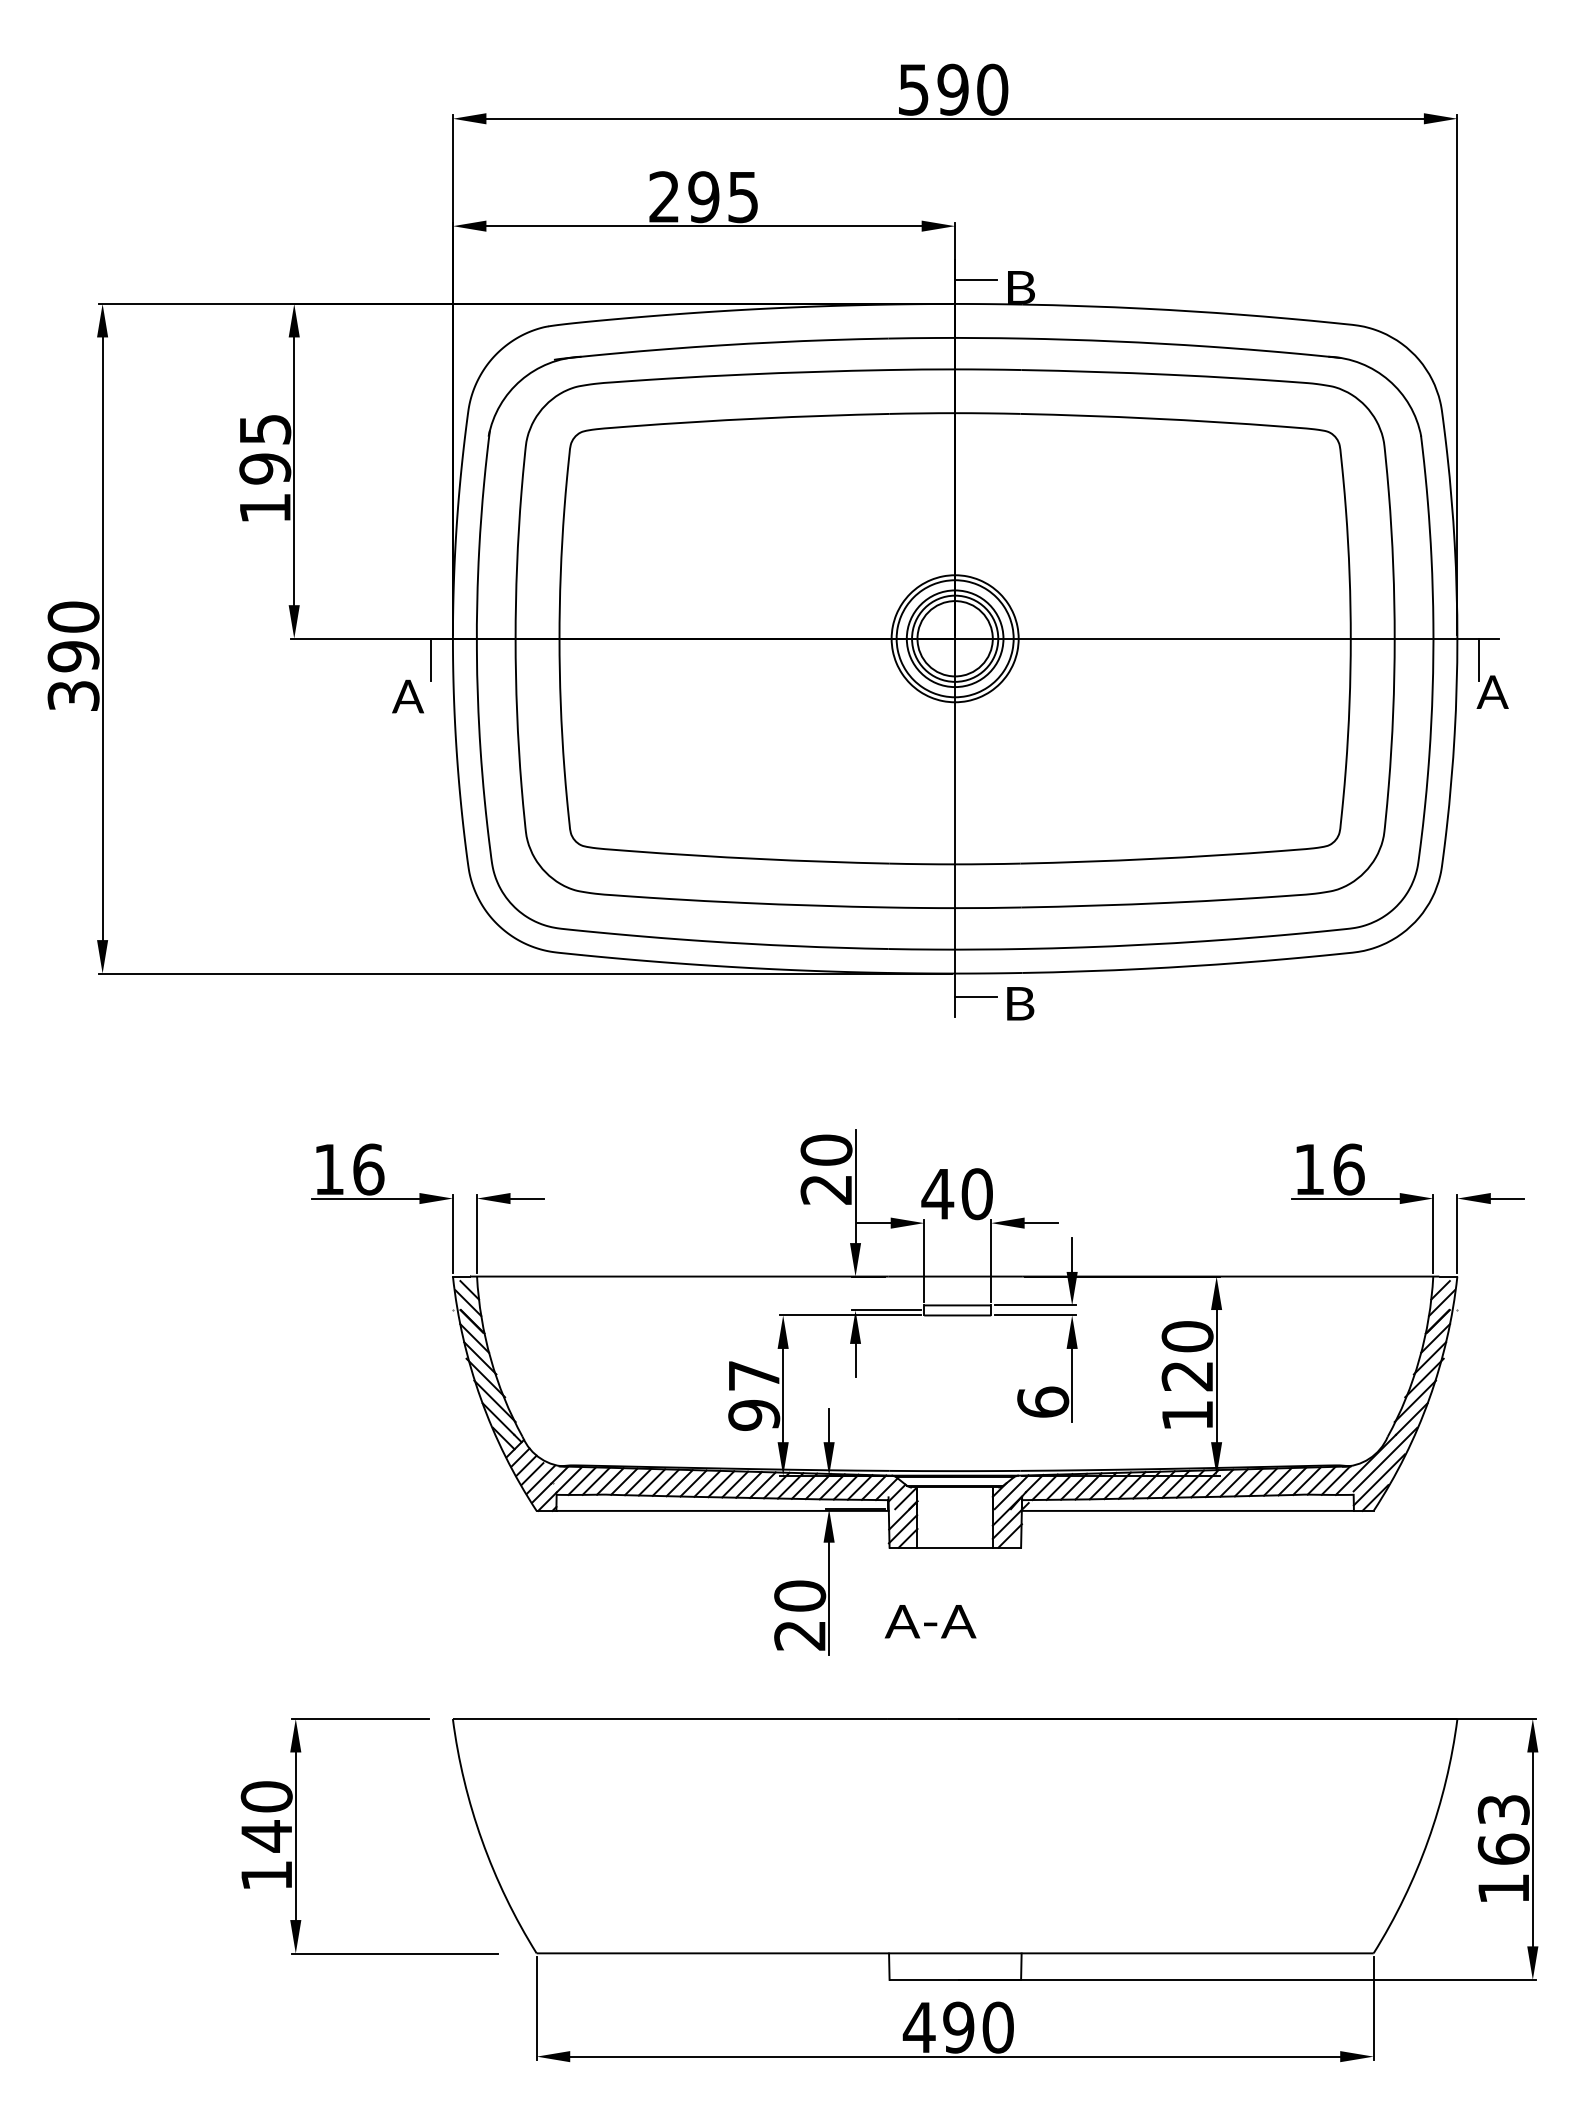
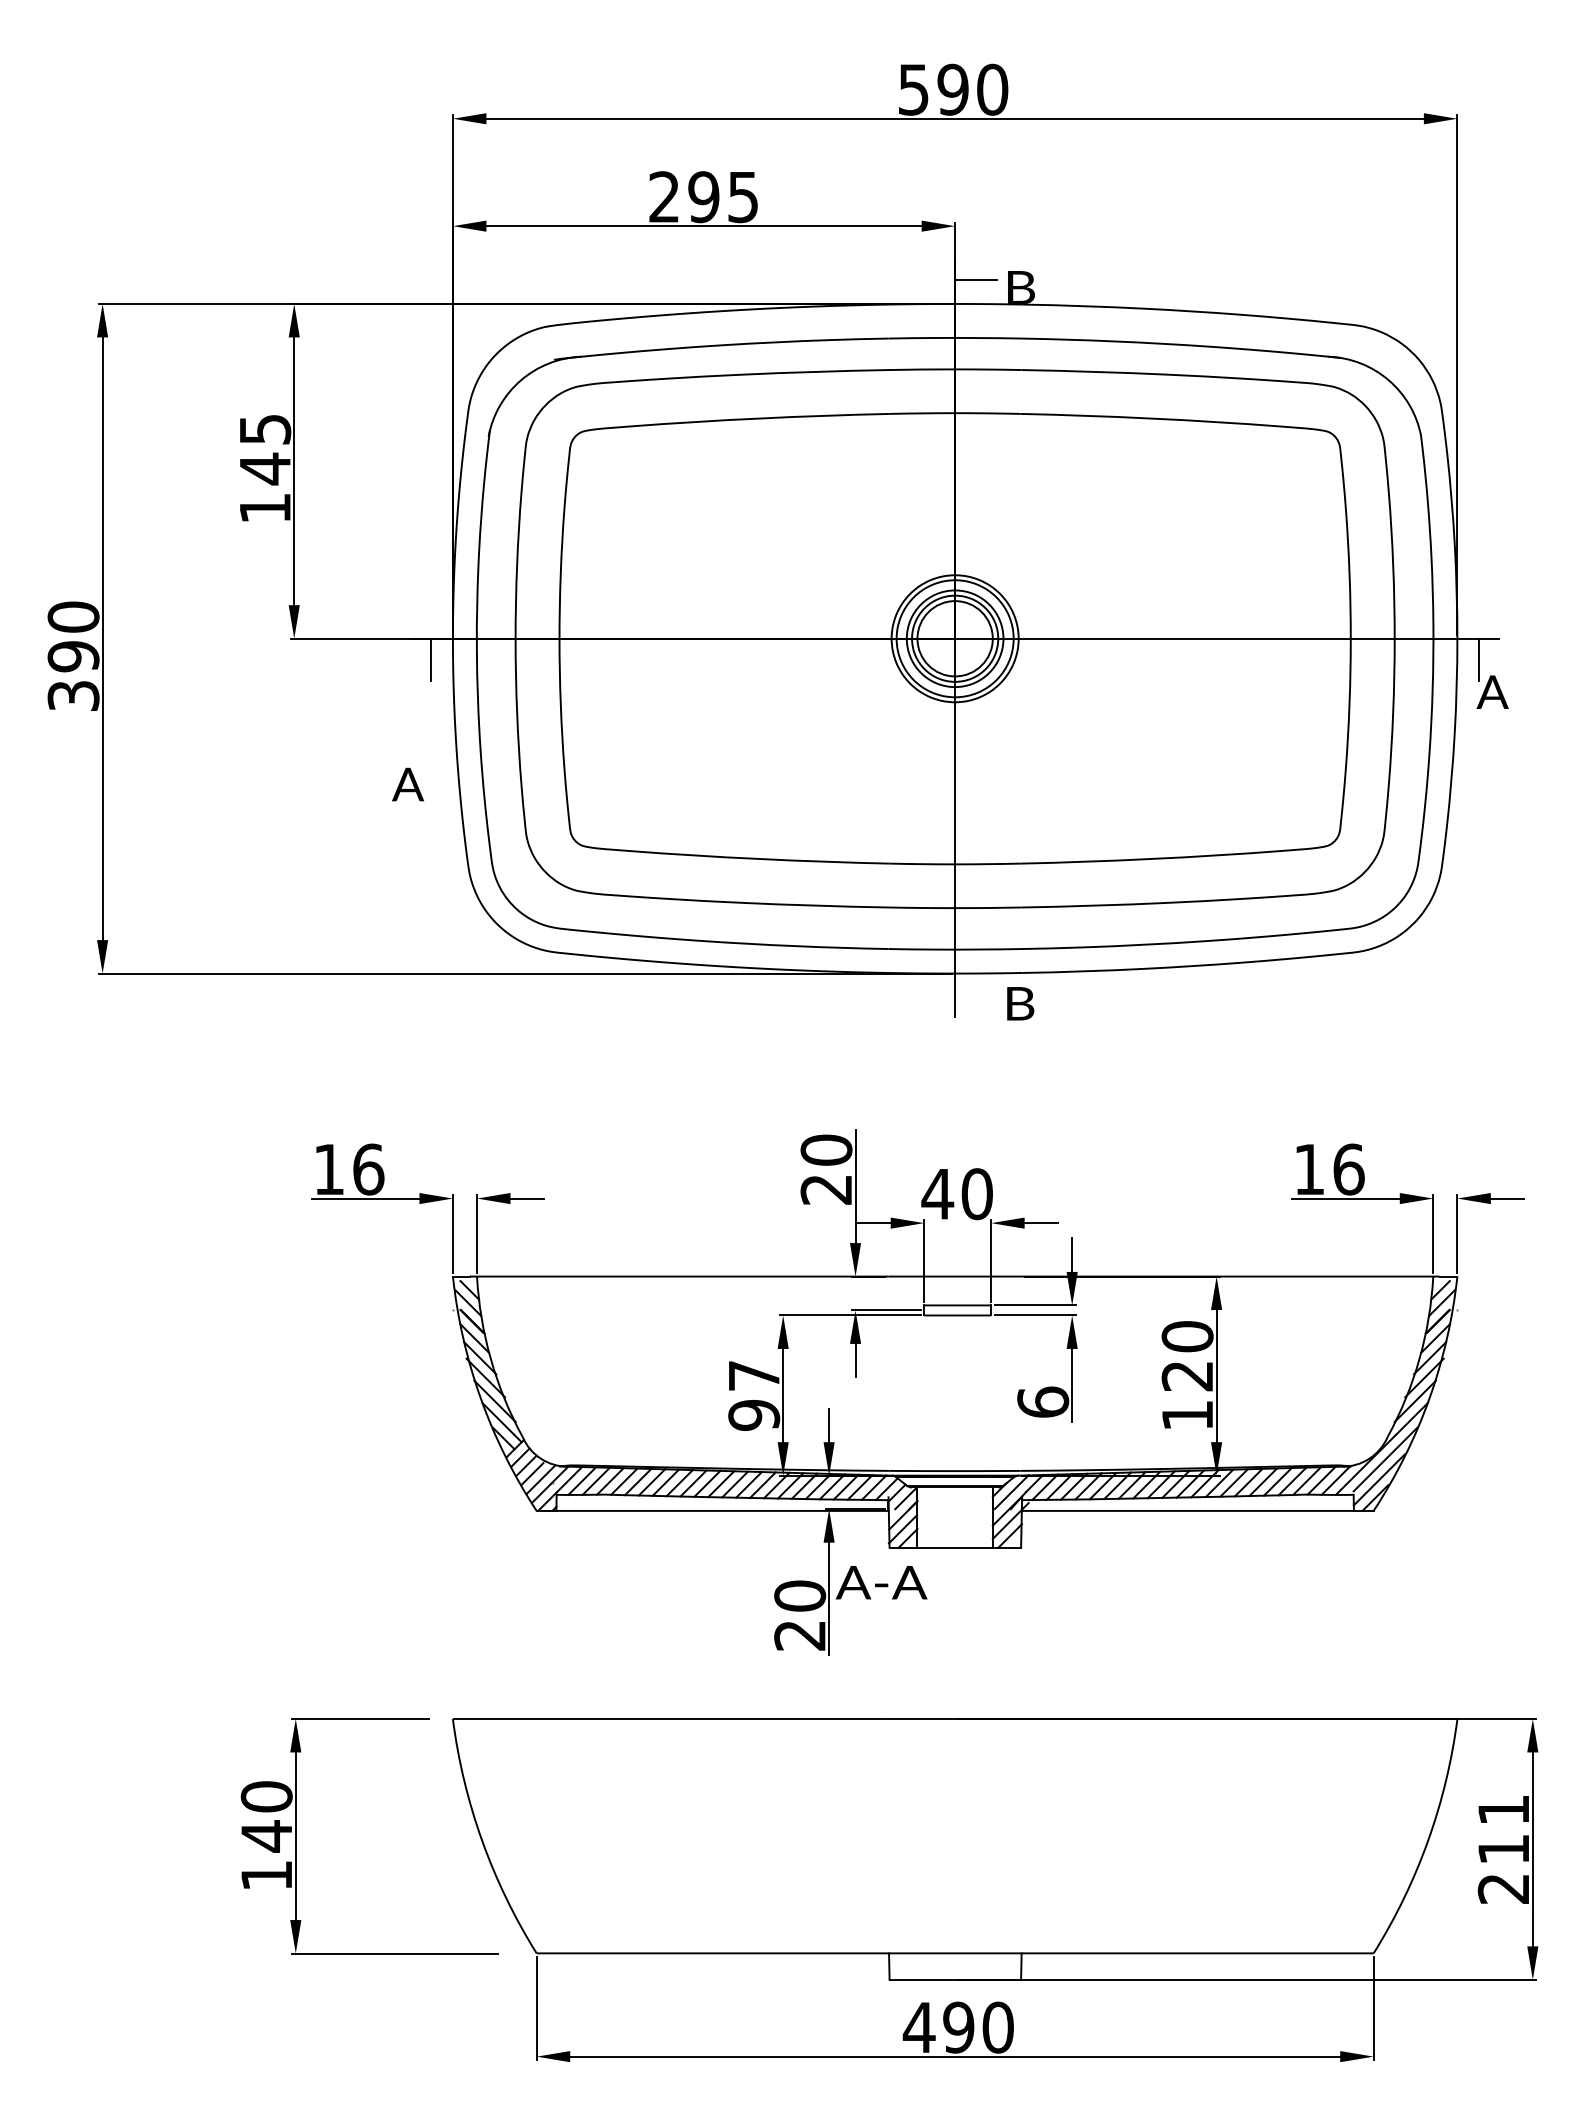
text: 195 -> 145 (265, 468)
text position: (407, 696) -> (407, 784) (407, 784)
line: present -> none (976, 997)
text position: (930, 1621) -> (881, 1582) (881, 1582)
text: 163 -> 211 (1503, 1849)
